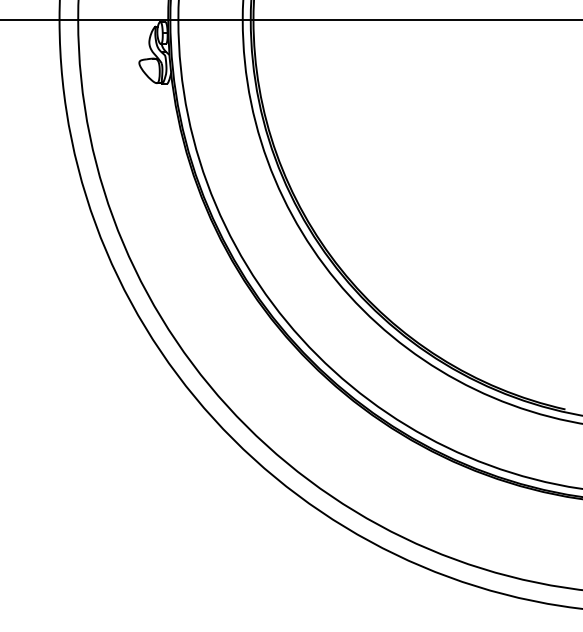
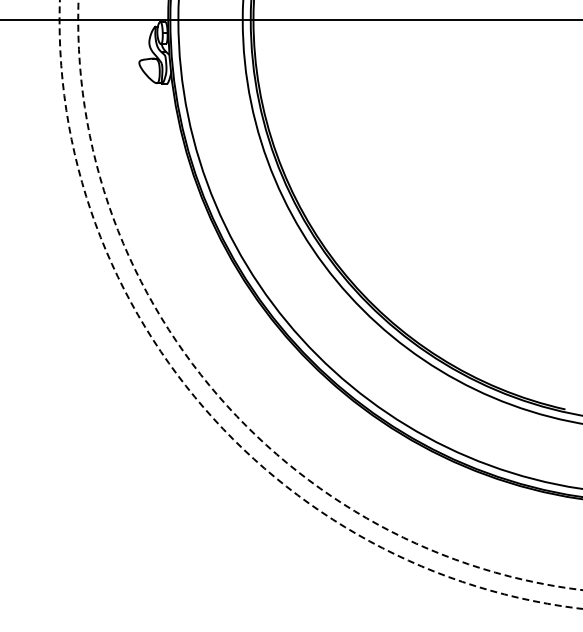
circle: solid -> dashed (330, 295)
circle: solid -> dashed (320, 304)
